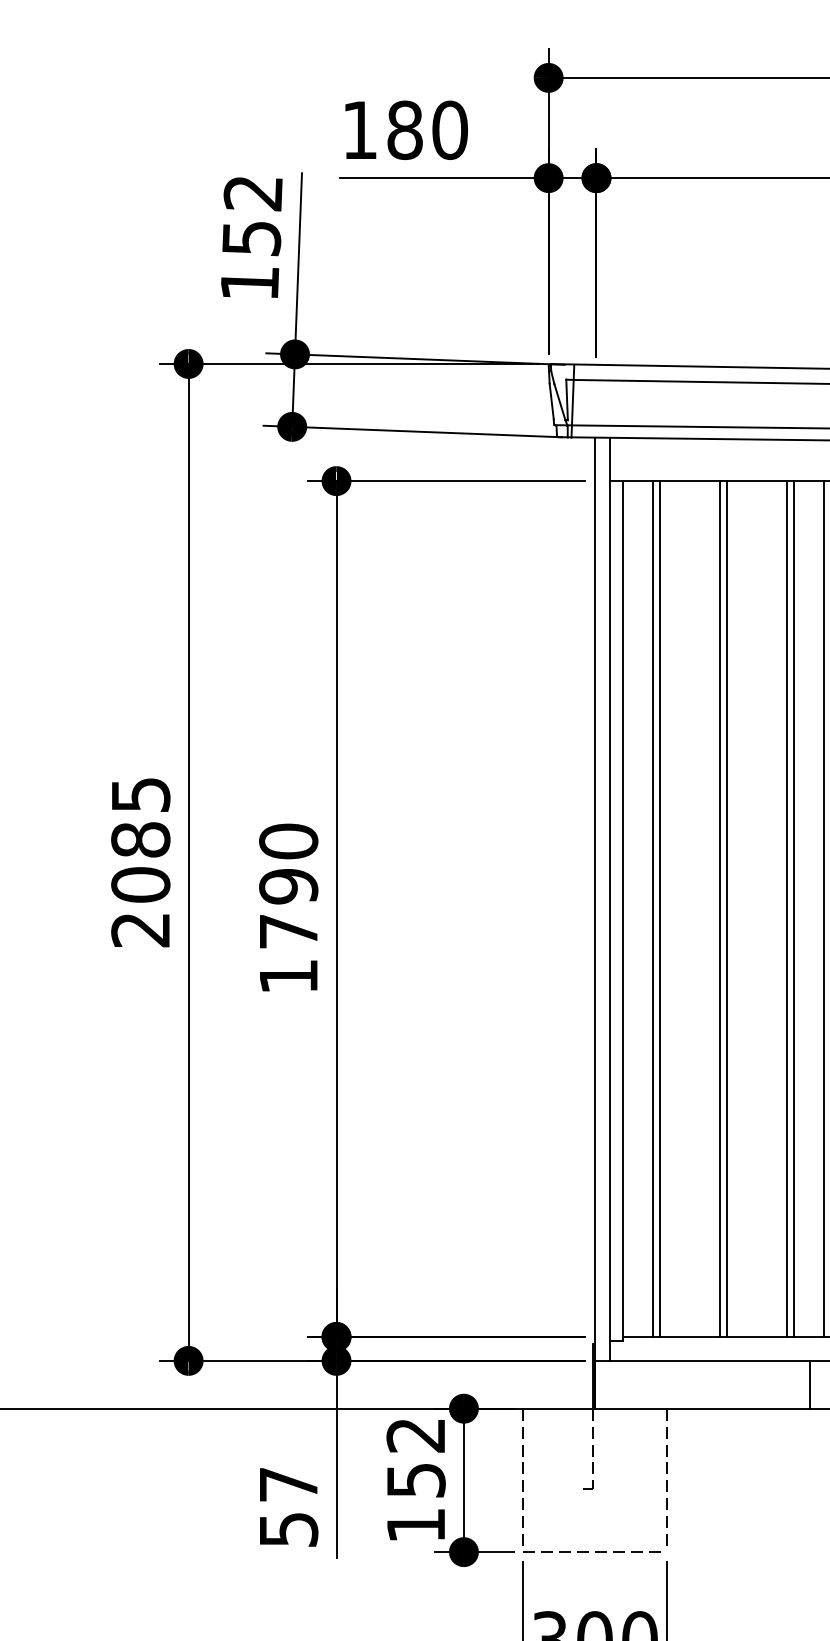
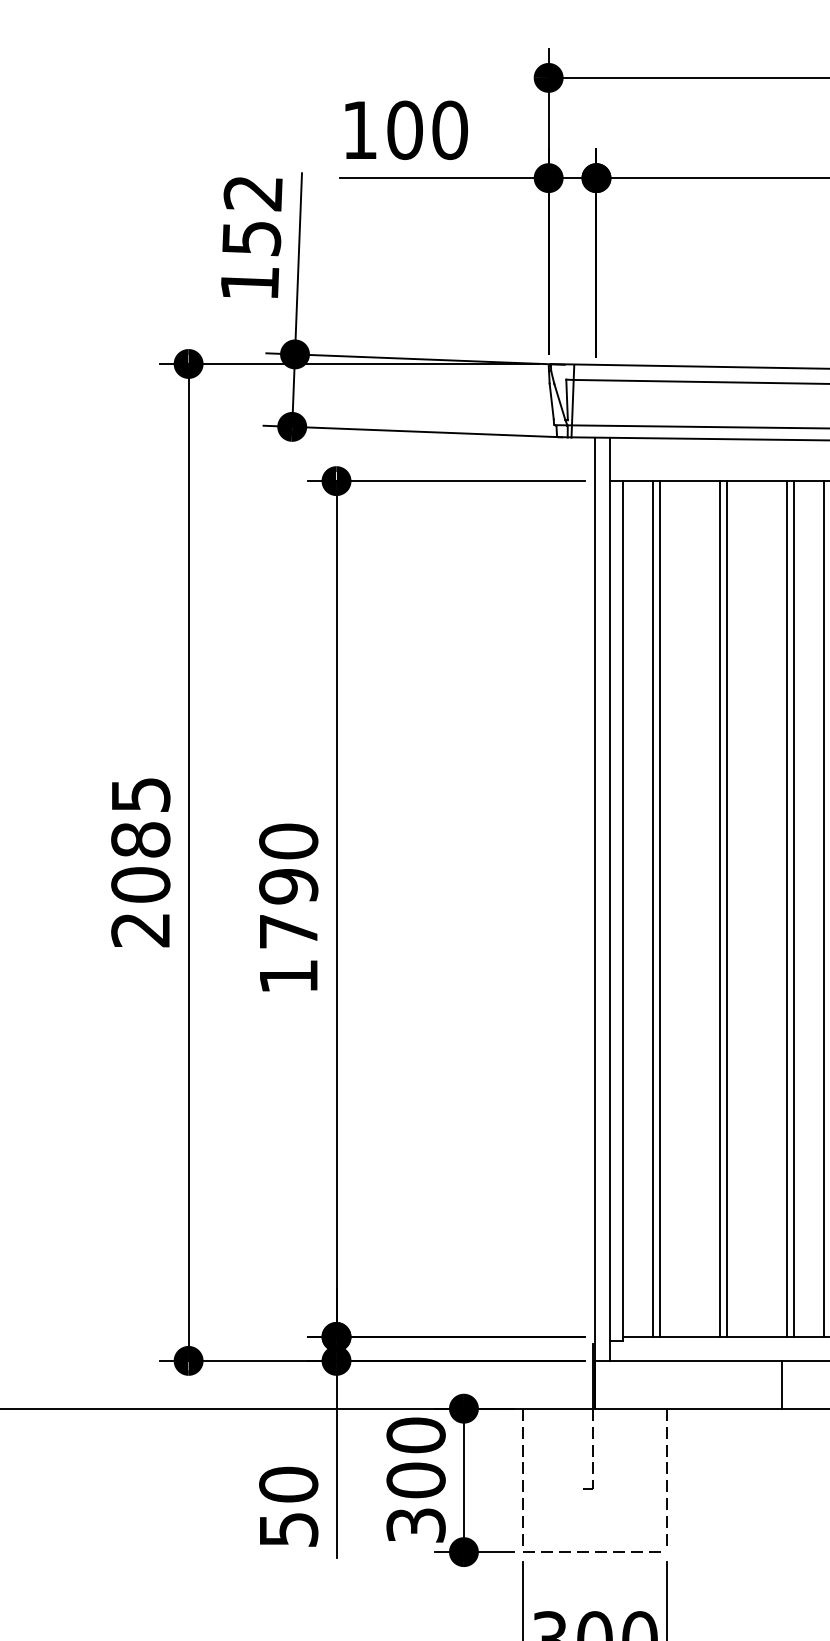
text: 180 -> 100 (404, 129)
line position: (809, 1384) -> (781, 1384) (781, 1384)
text: 152 -> 300 (415, 1479)
text: 57 -> 50 (288, 1484)
